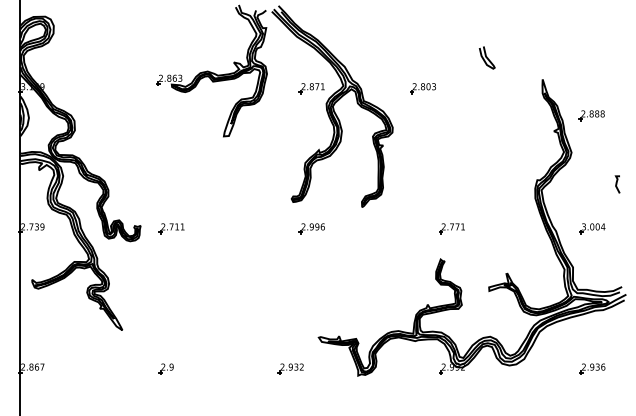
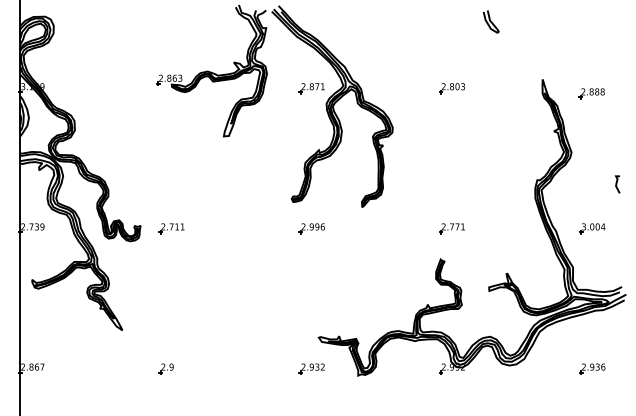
curve position: (487, 57) -> (491, 21) (491, 21)
part position: (422, 88) -> (451, 88) (451, 88)
part position: (591, 115) -> (591, 93) (591, 93)
part position: (290, 368) -> (311, 368) (311, 368)
